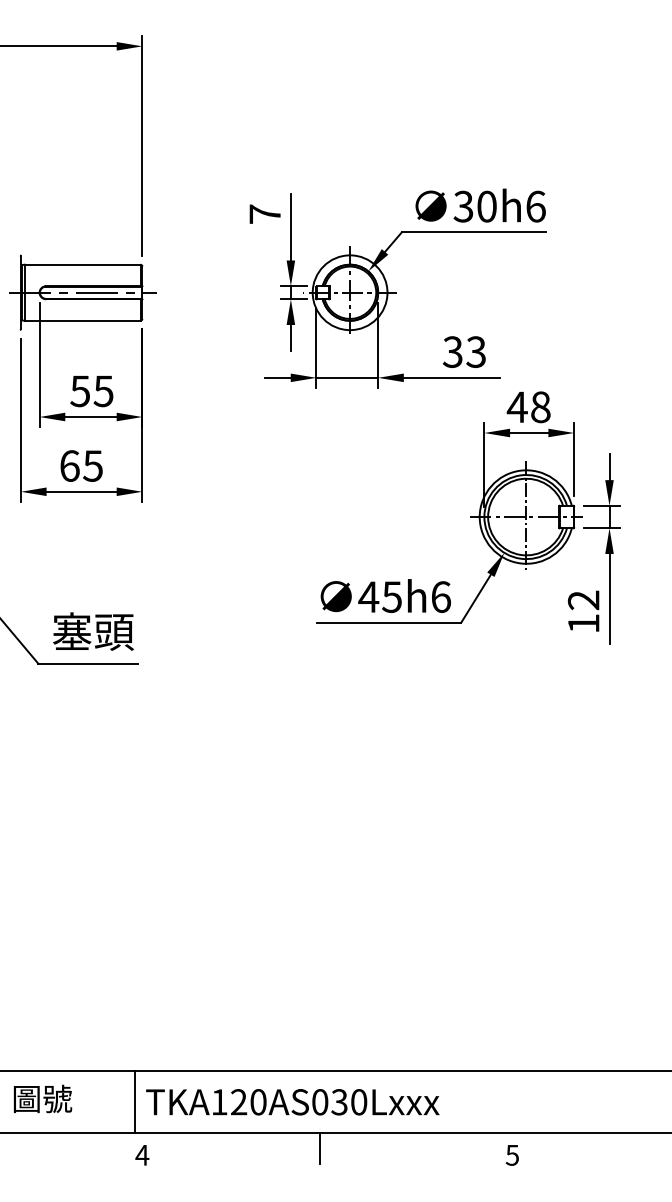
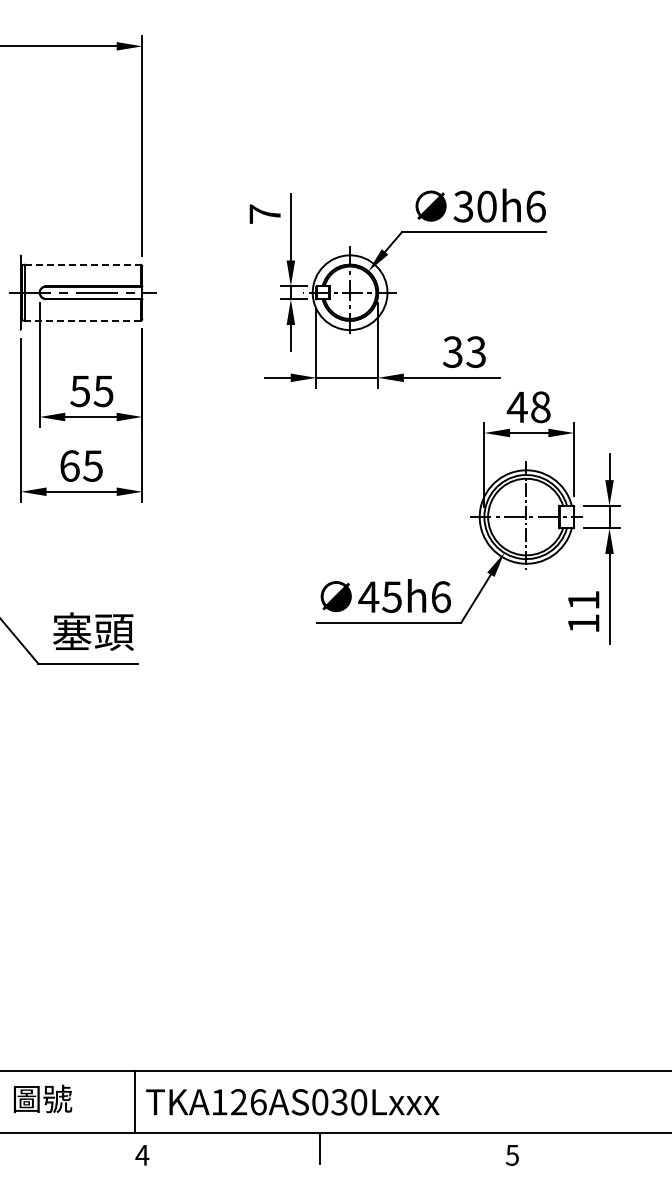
line: solid -> dashed (82, 264)
line: solid -> dashed (82, 320)
text: 12 -> 11 (583, 600)
text: TKA120AS030Lxxx -> TKA126AS030Lxxx (258, 1102)
